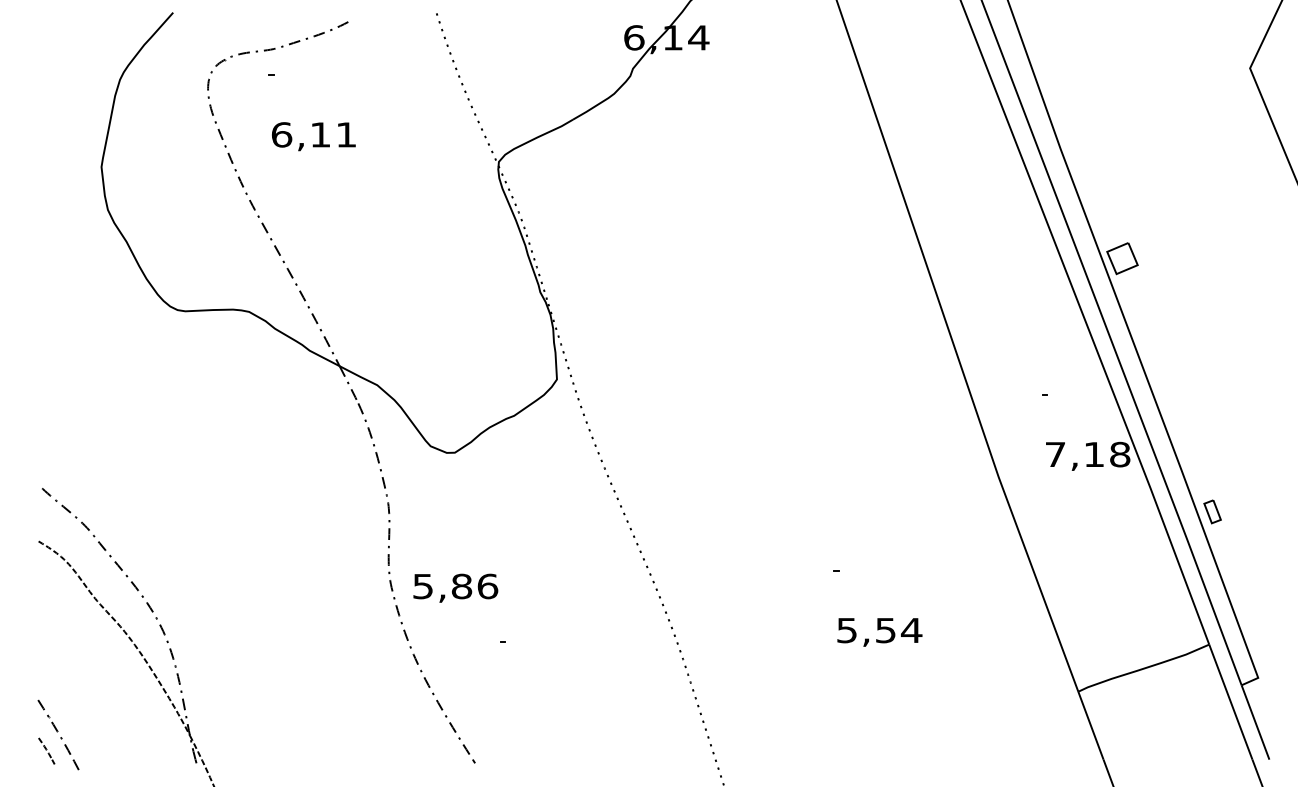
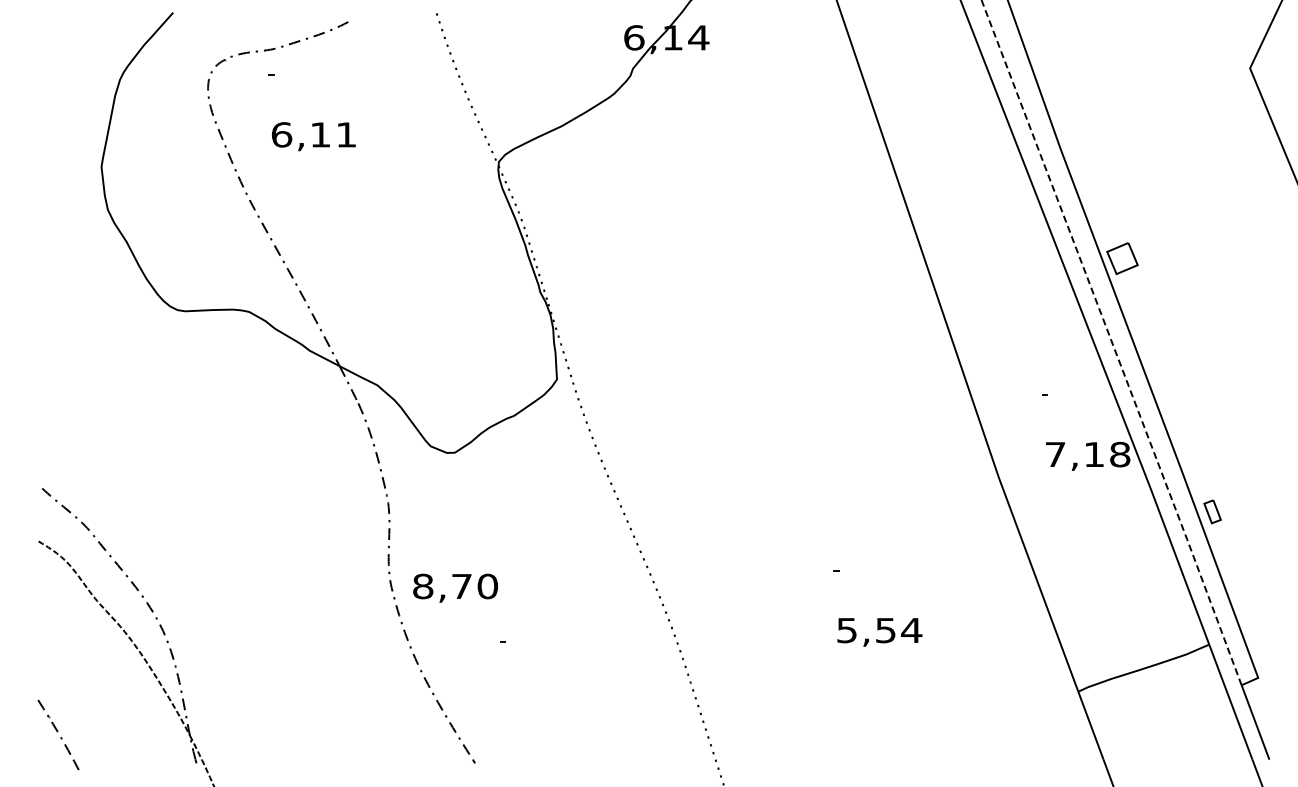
line: solid -> dashed (1112, 343)
text: 5,86 -> 8,70 (455, 586)
part: present -> none (46, 750)
